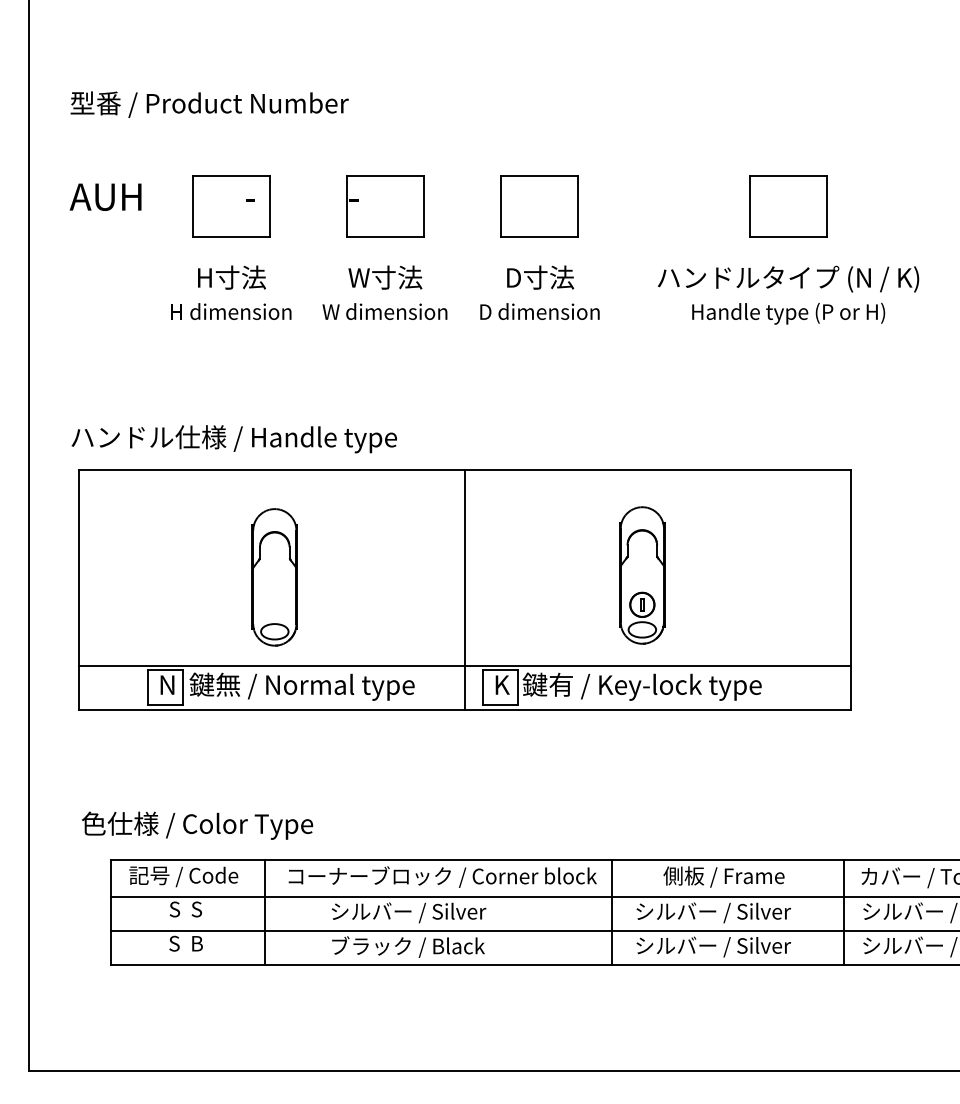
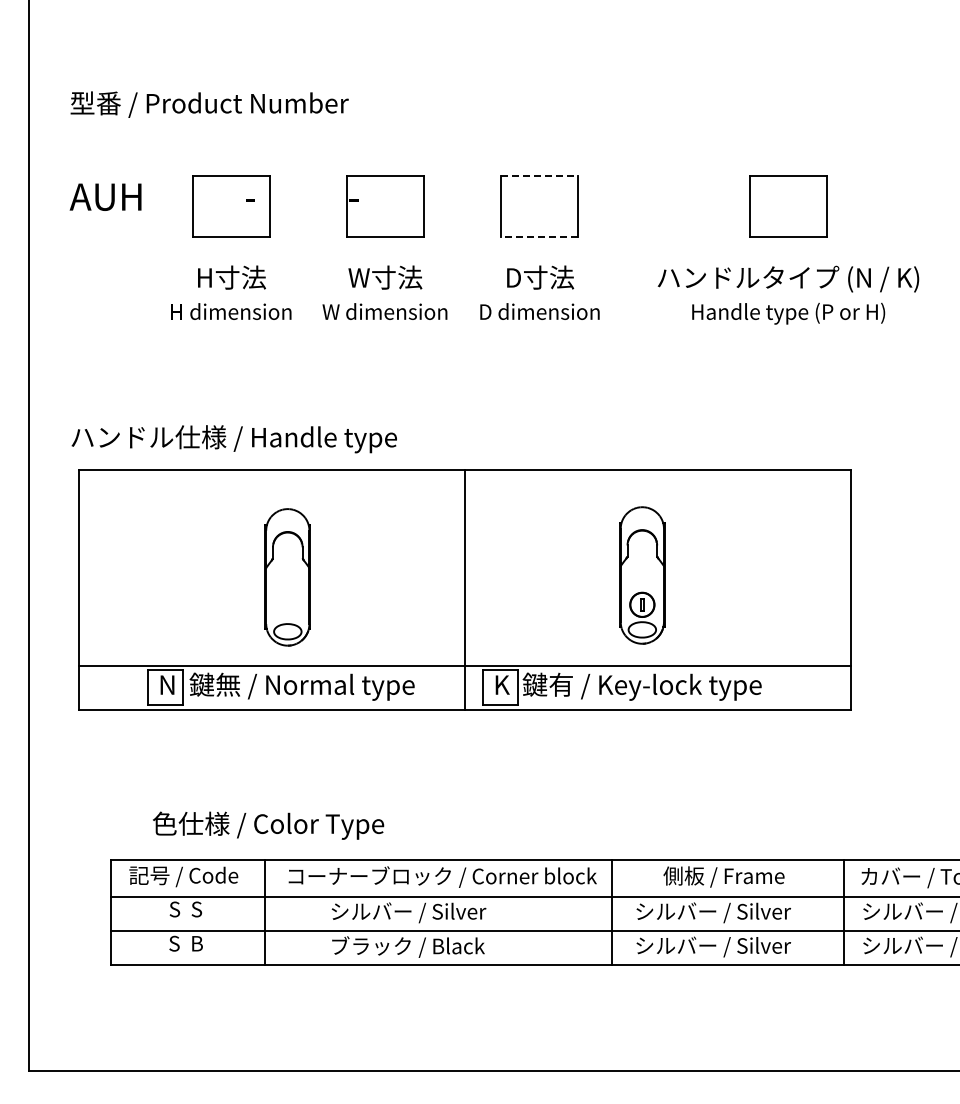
line: solid -> dashed (539, 175)
line: solid -> dashed (539, 237)
part position: (274, 577) -> (287, 577) (287, 577)
text position: (197, 825) -> (268, 825) (268, 825)
